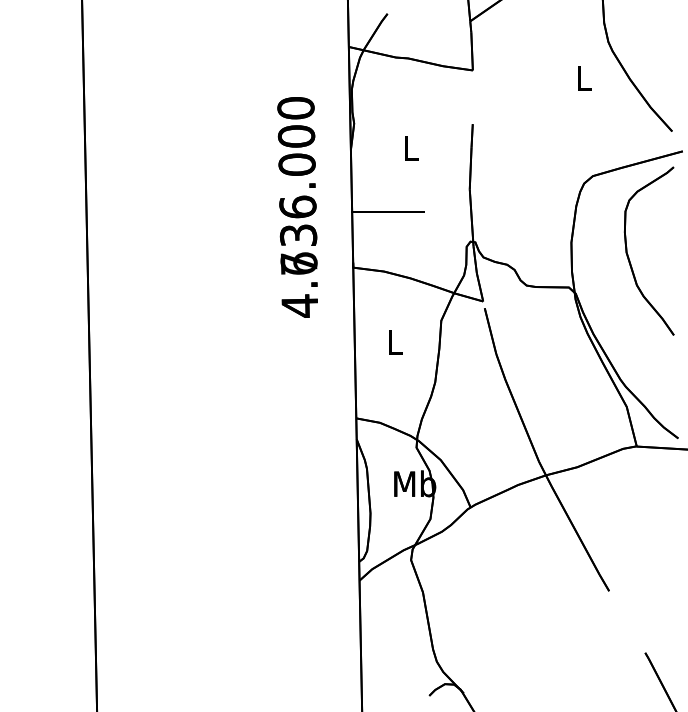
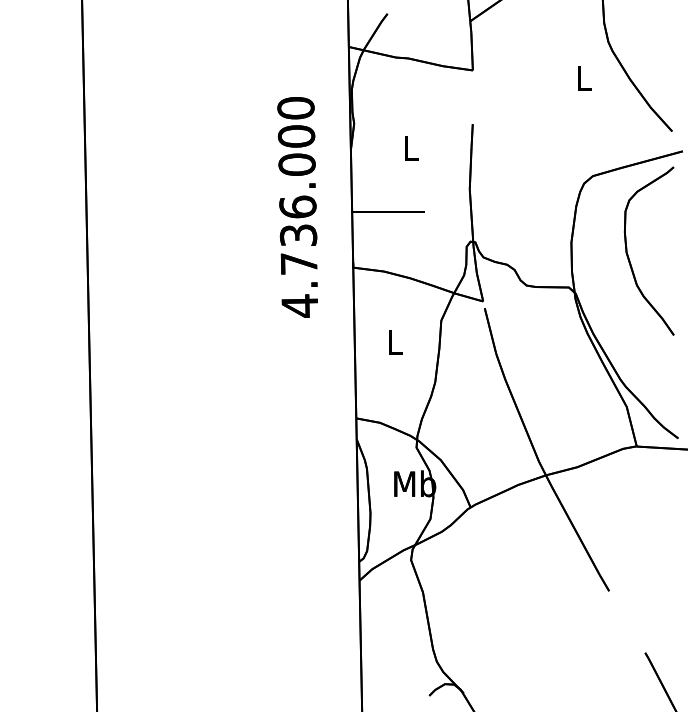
text: 4.636.000 -> 4.736.000 (298, 263)
